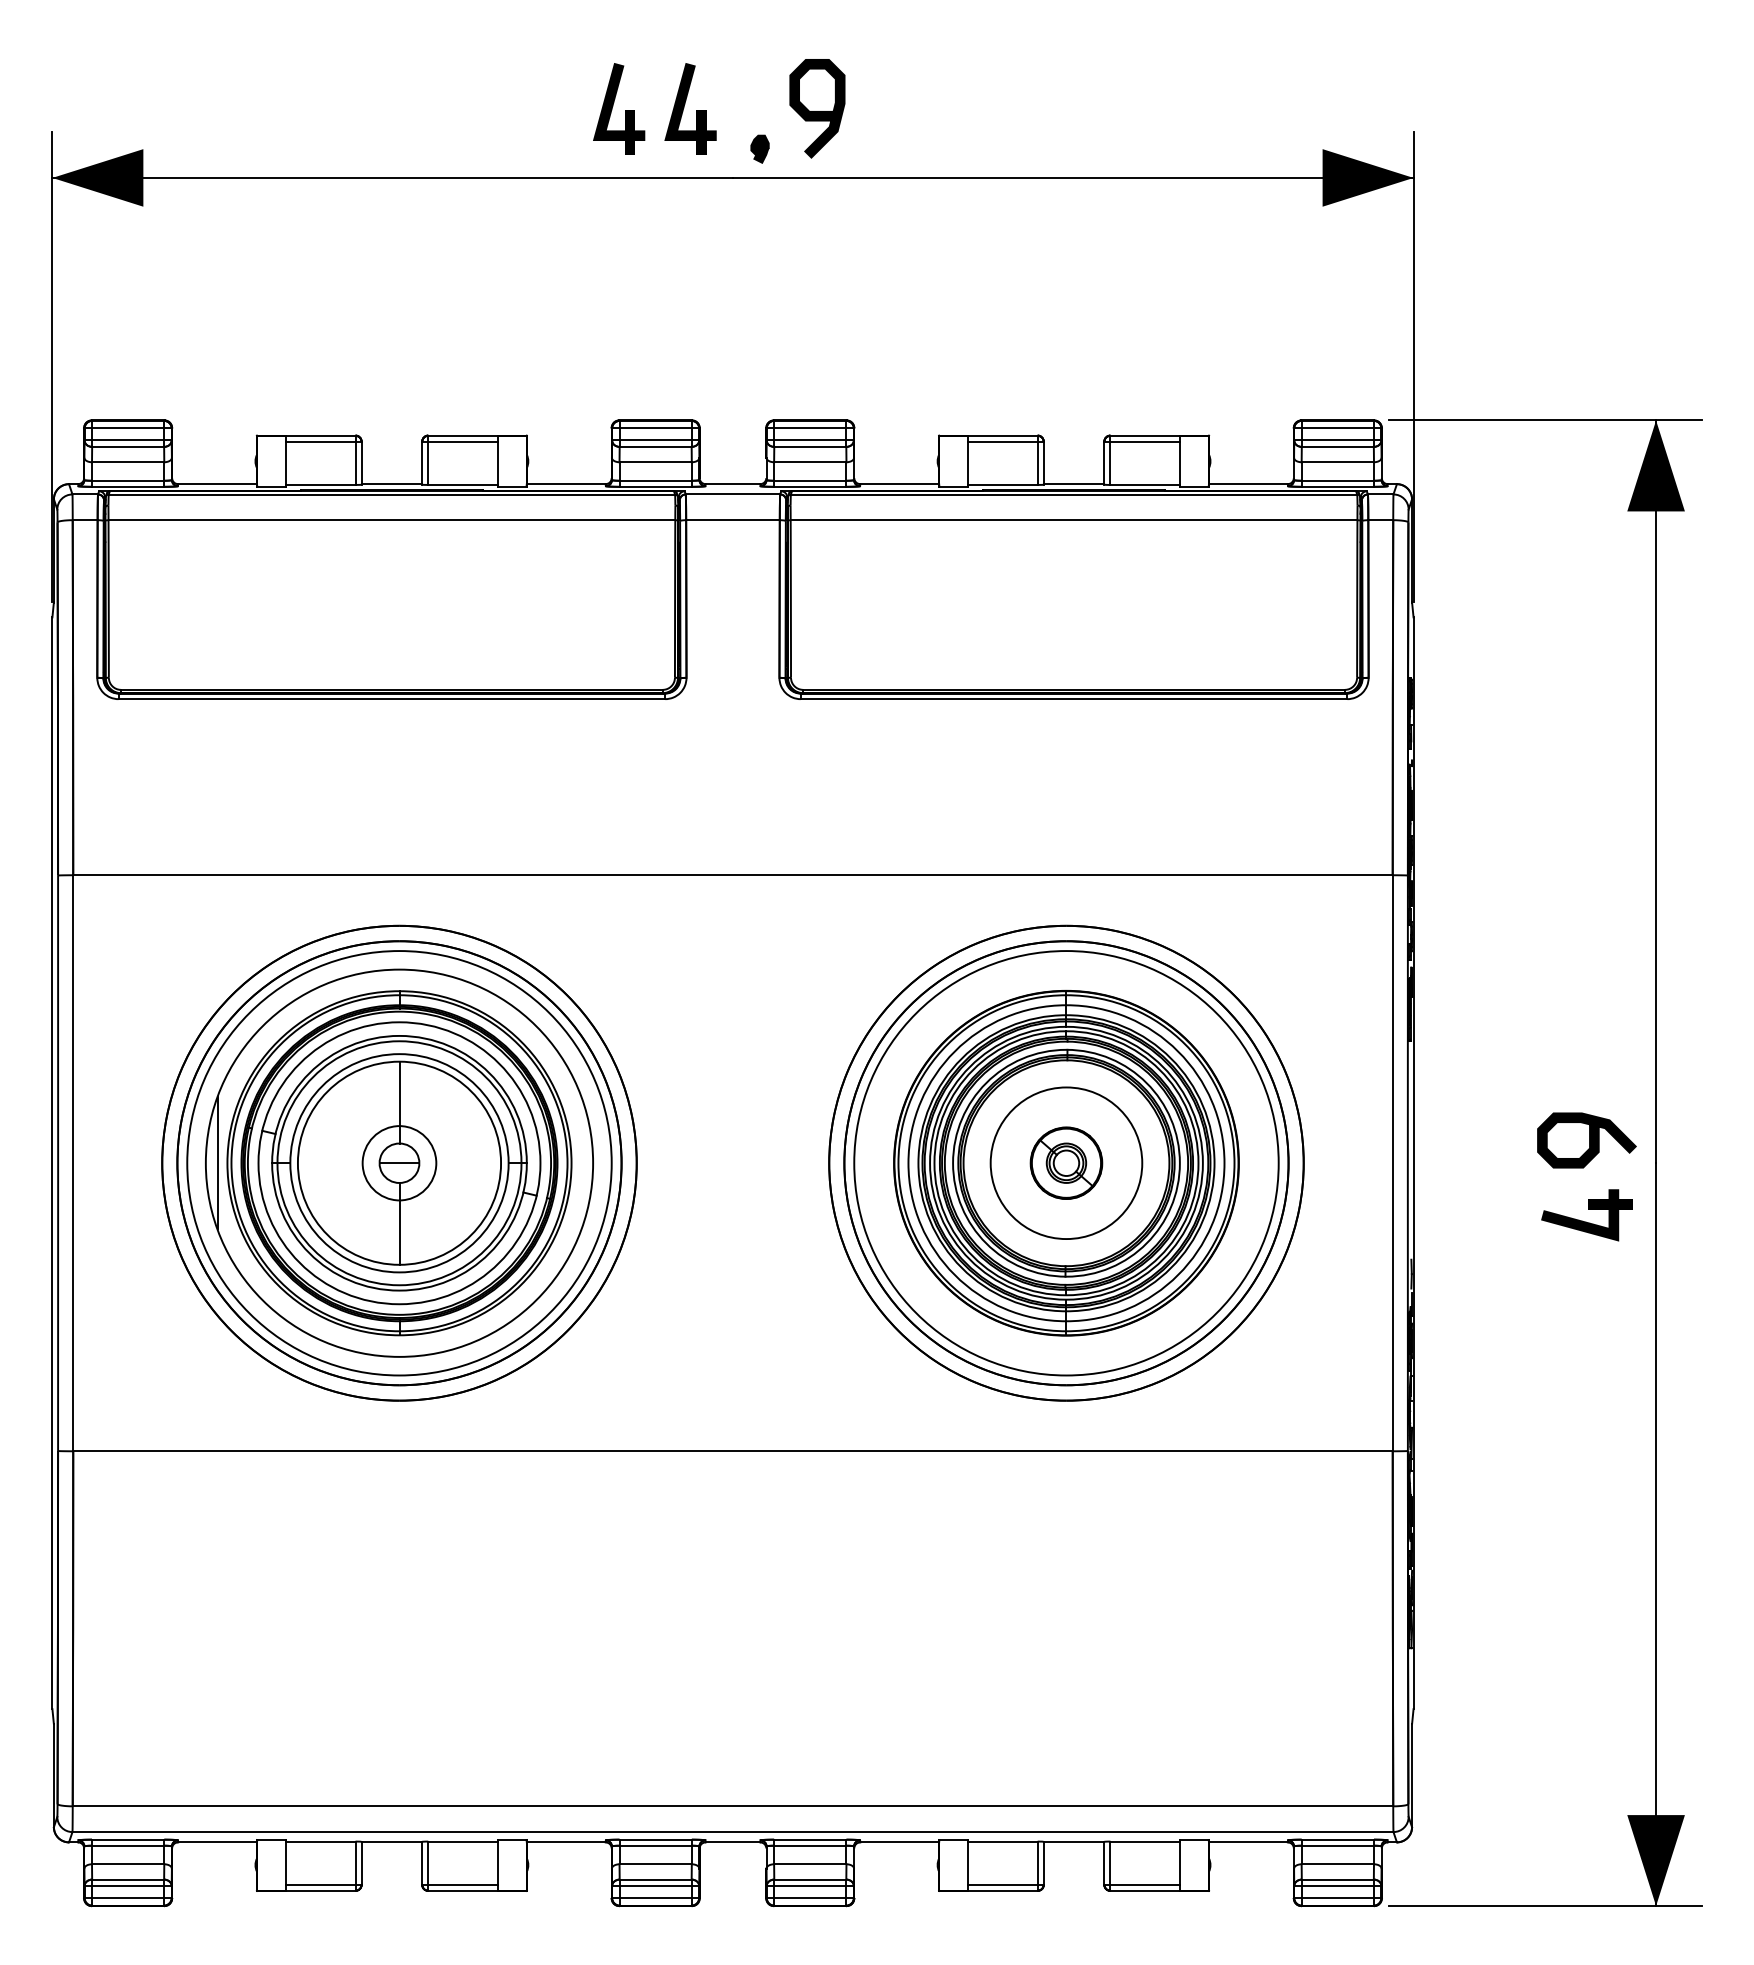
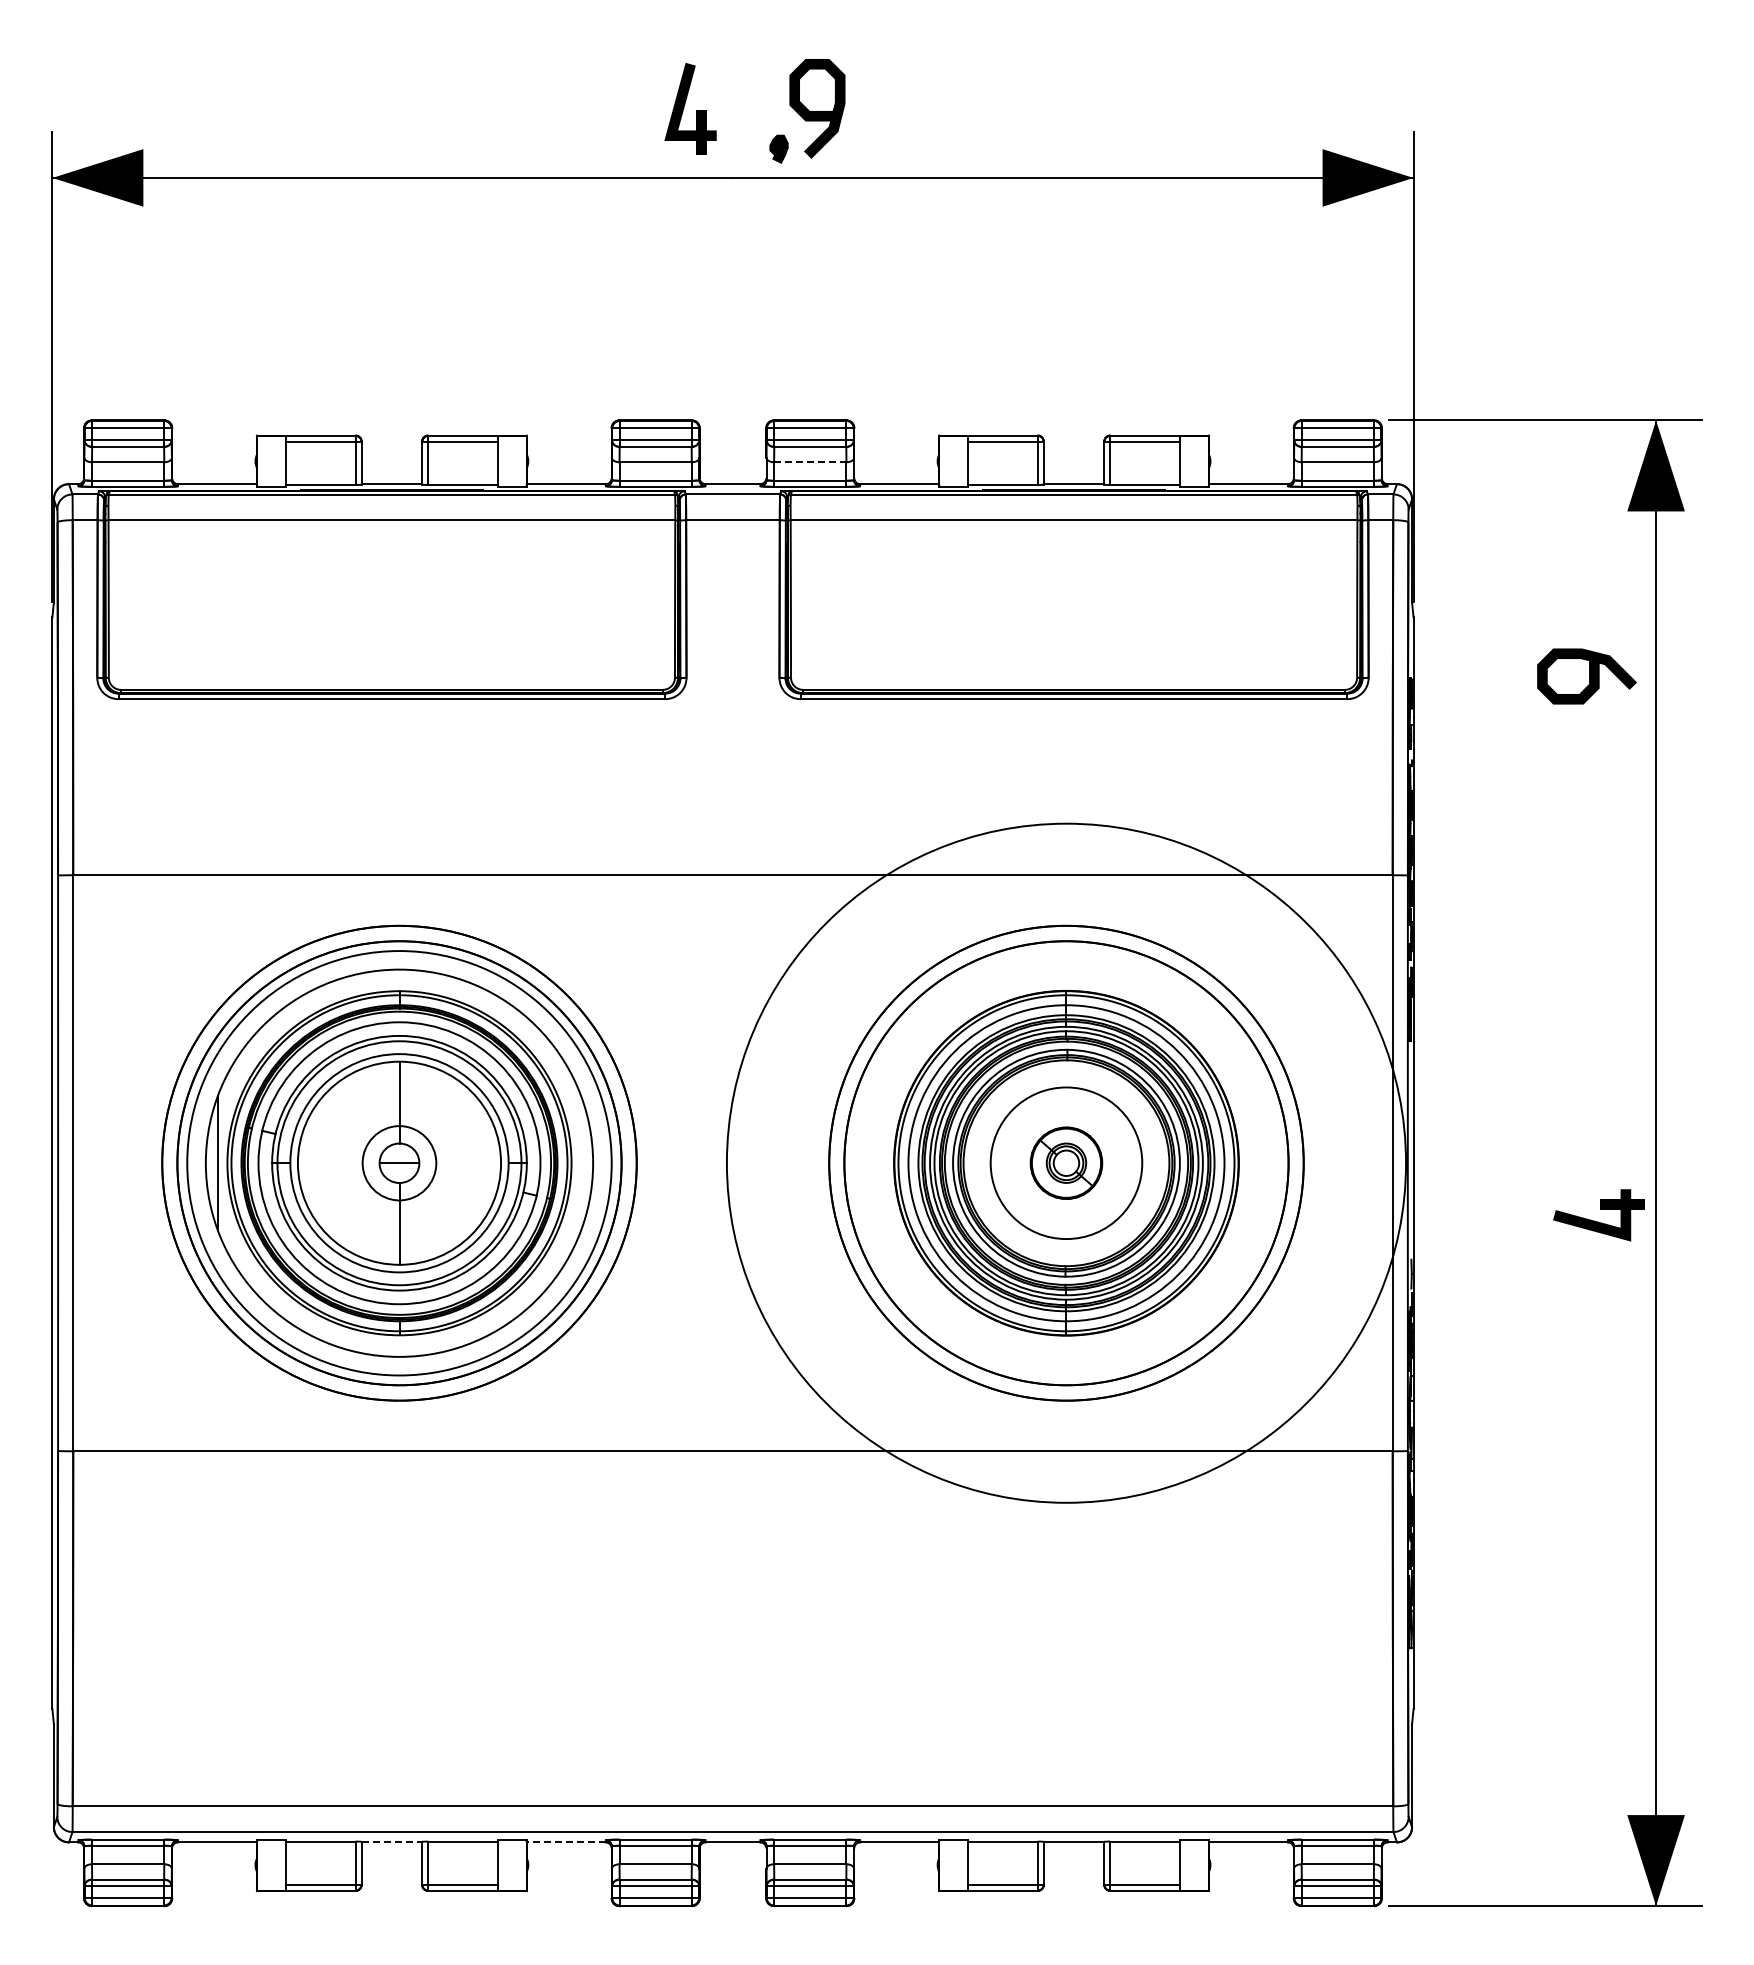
part: present -> none (613, 106)
part position: (759, 148) -> (778, 148) (778, 148)
line: solid -> dashed (810, 462)
curve position: (1589, 1140) -> (1589, 676) (1589, 676)
circle diameter: 424 px -> 679 px (1066, 1162)
part position: (1586, 1215) -> (1598, 1215) (1598, 1215)
line: solid -> dashed (392, 1842)
line: solid -> dashed (565, 1842)
